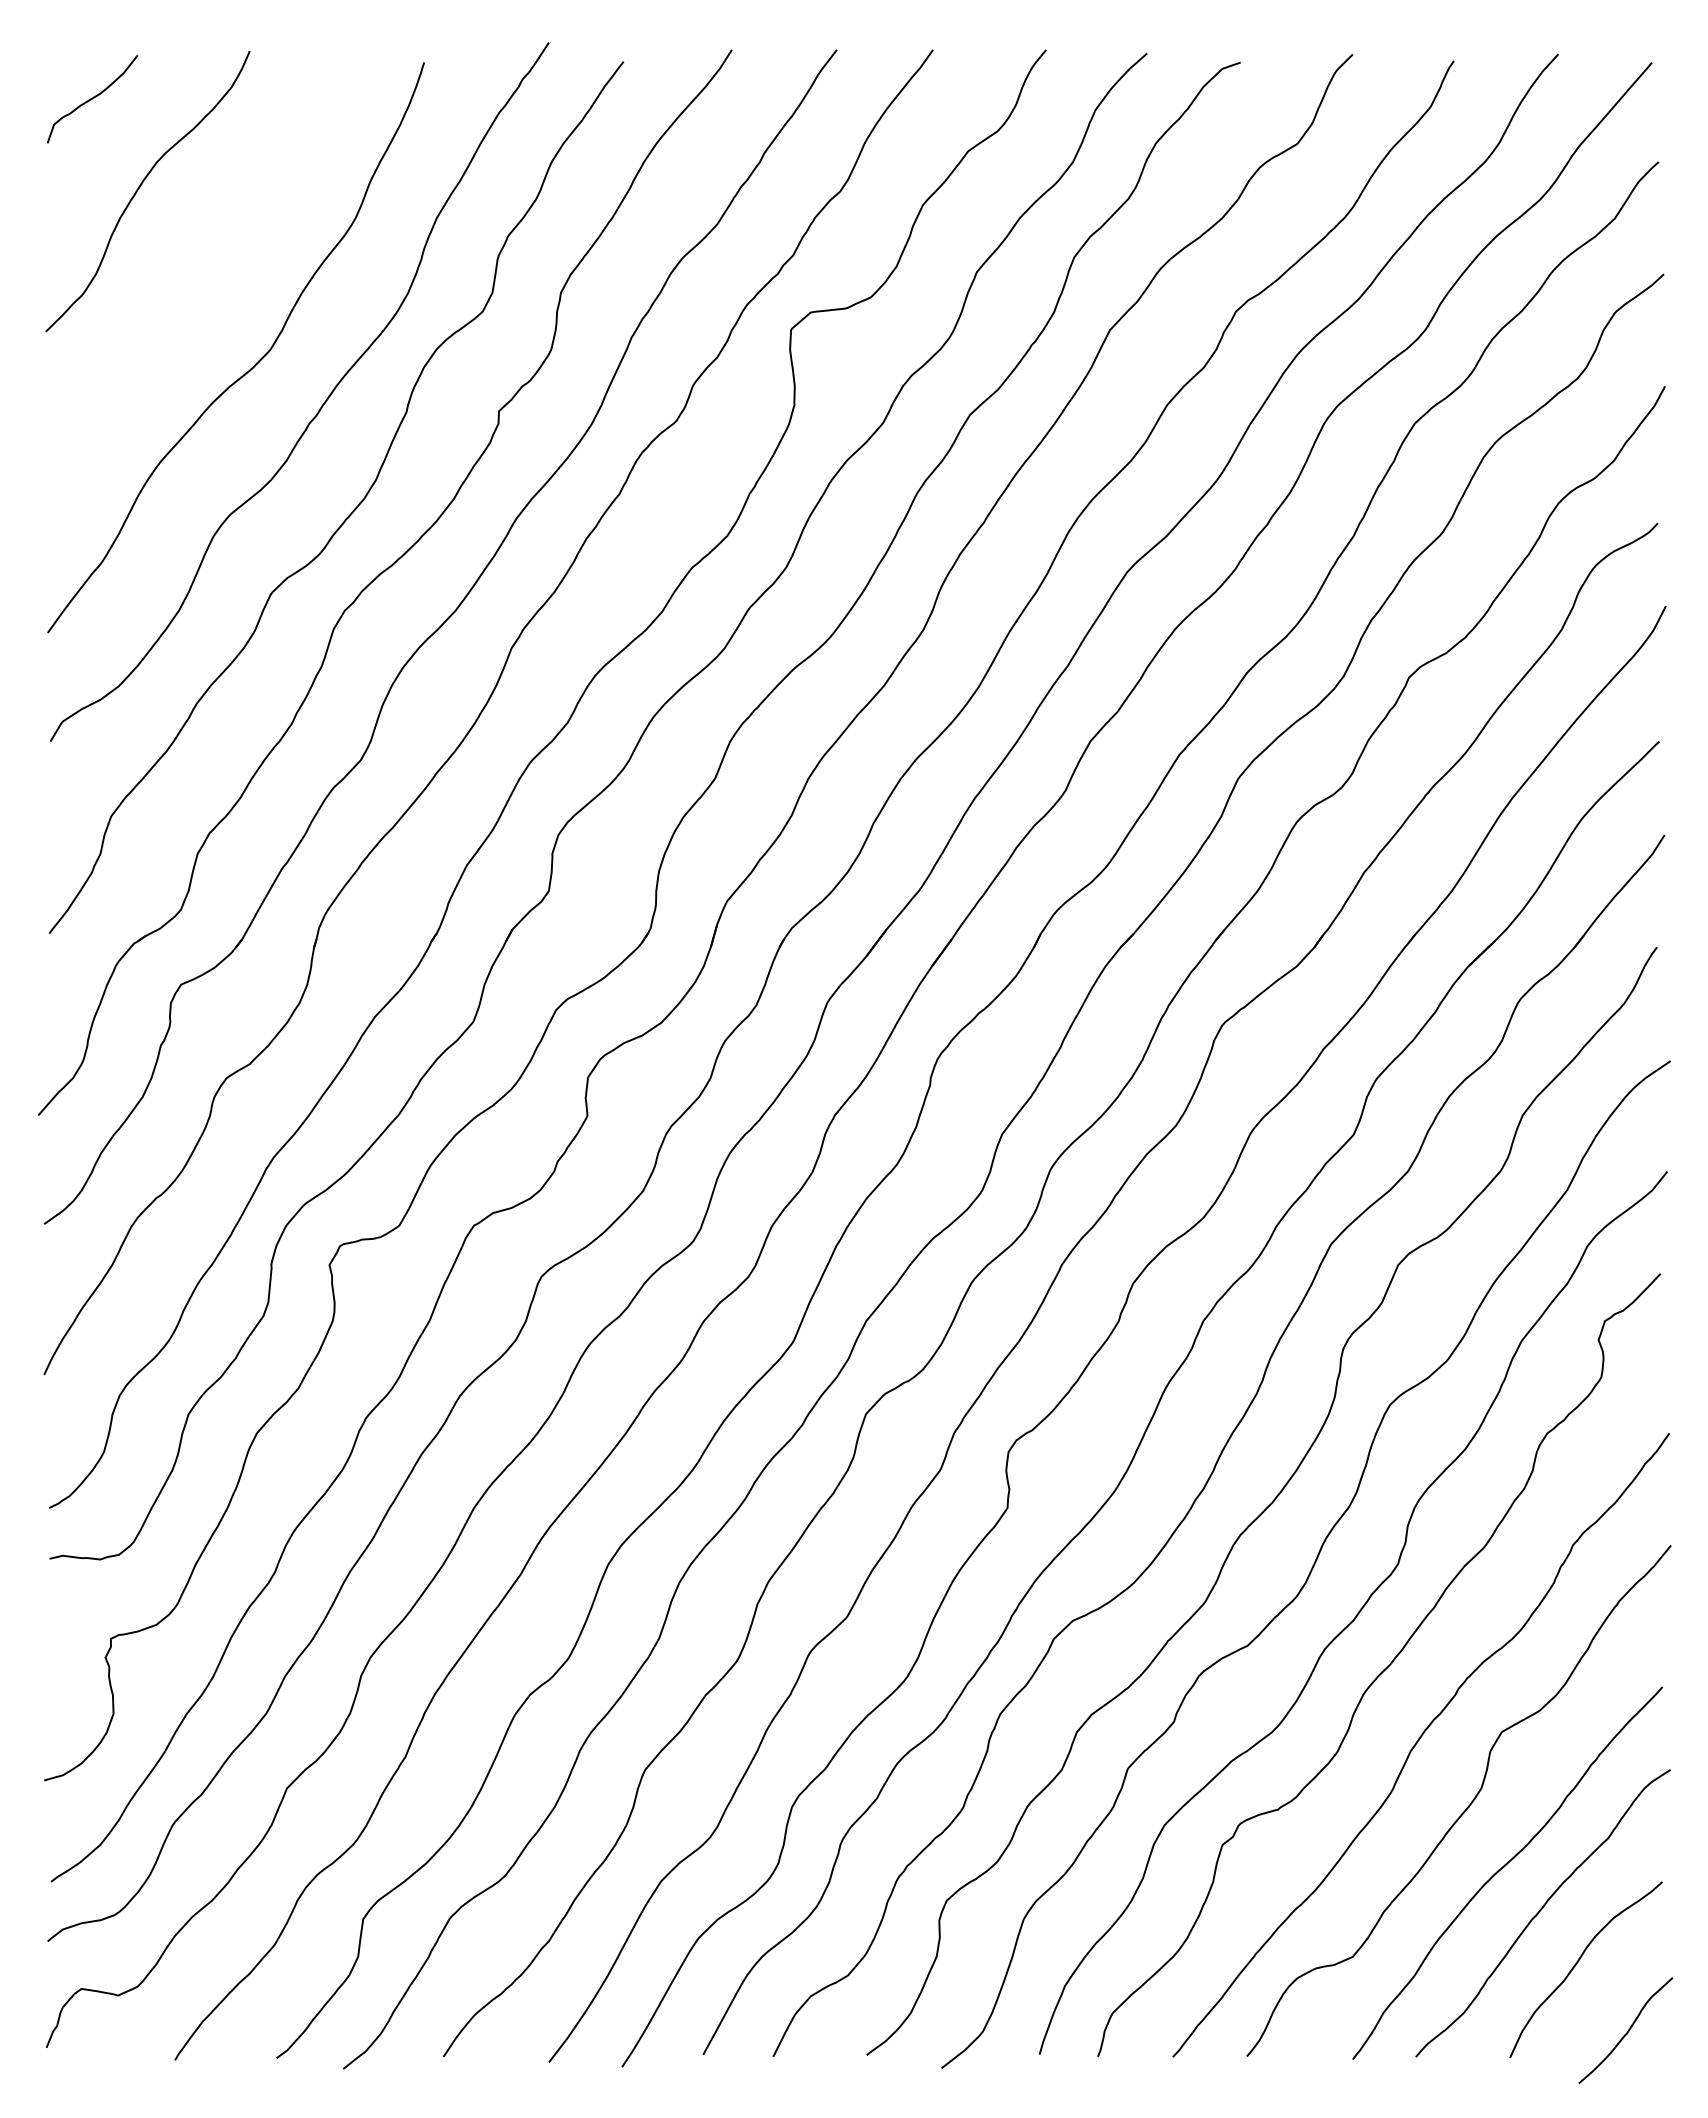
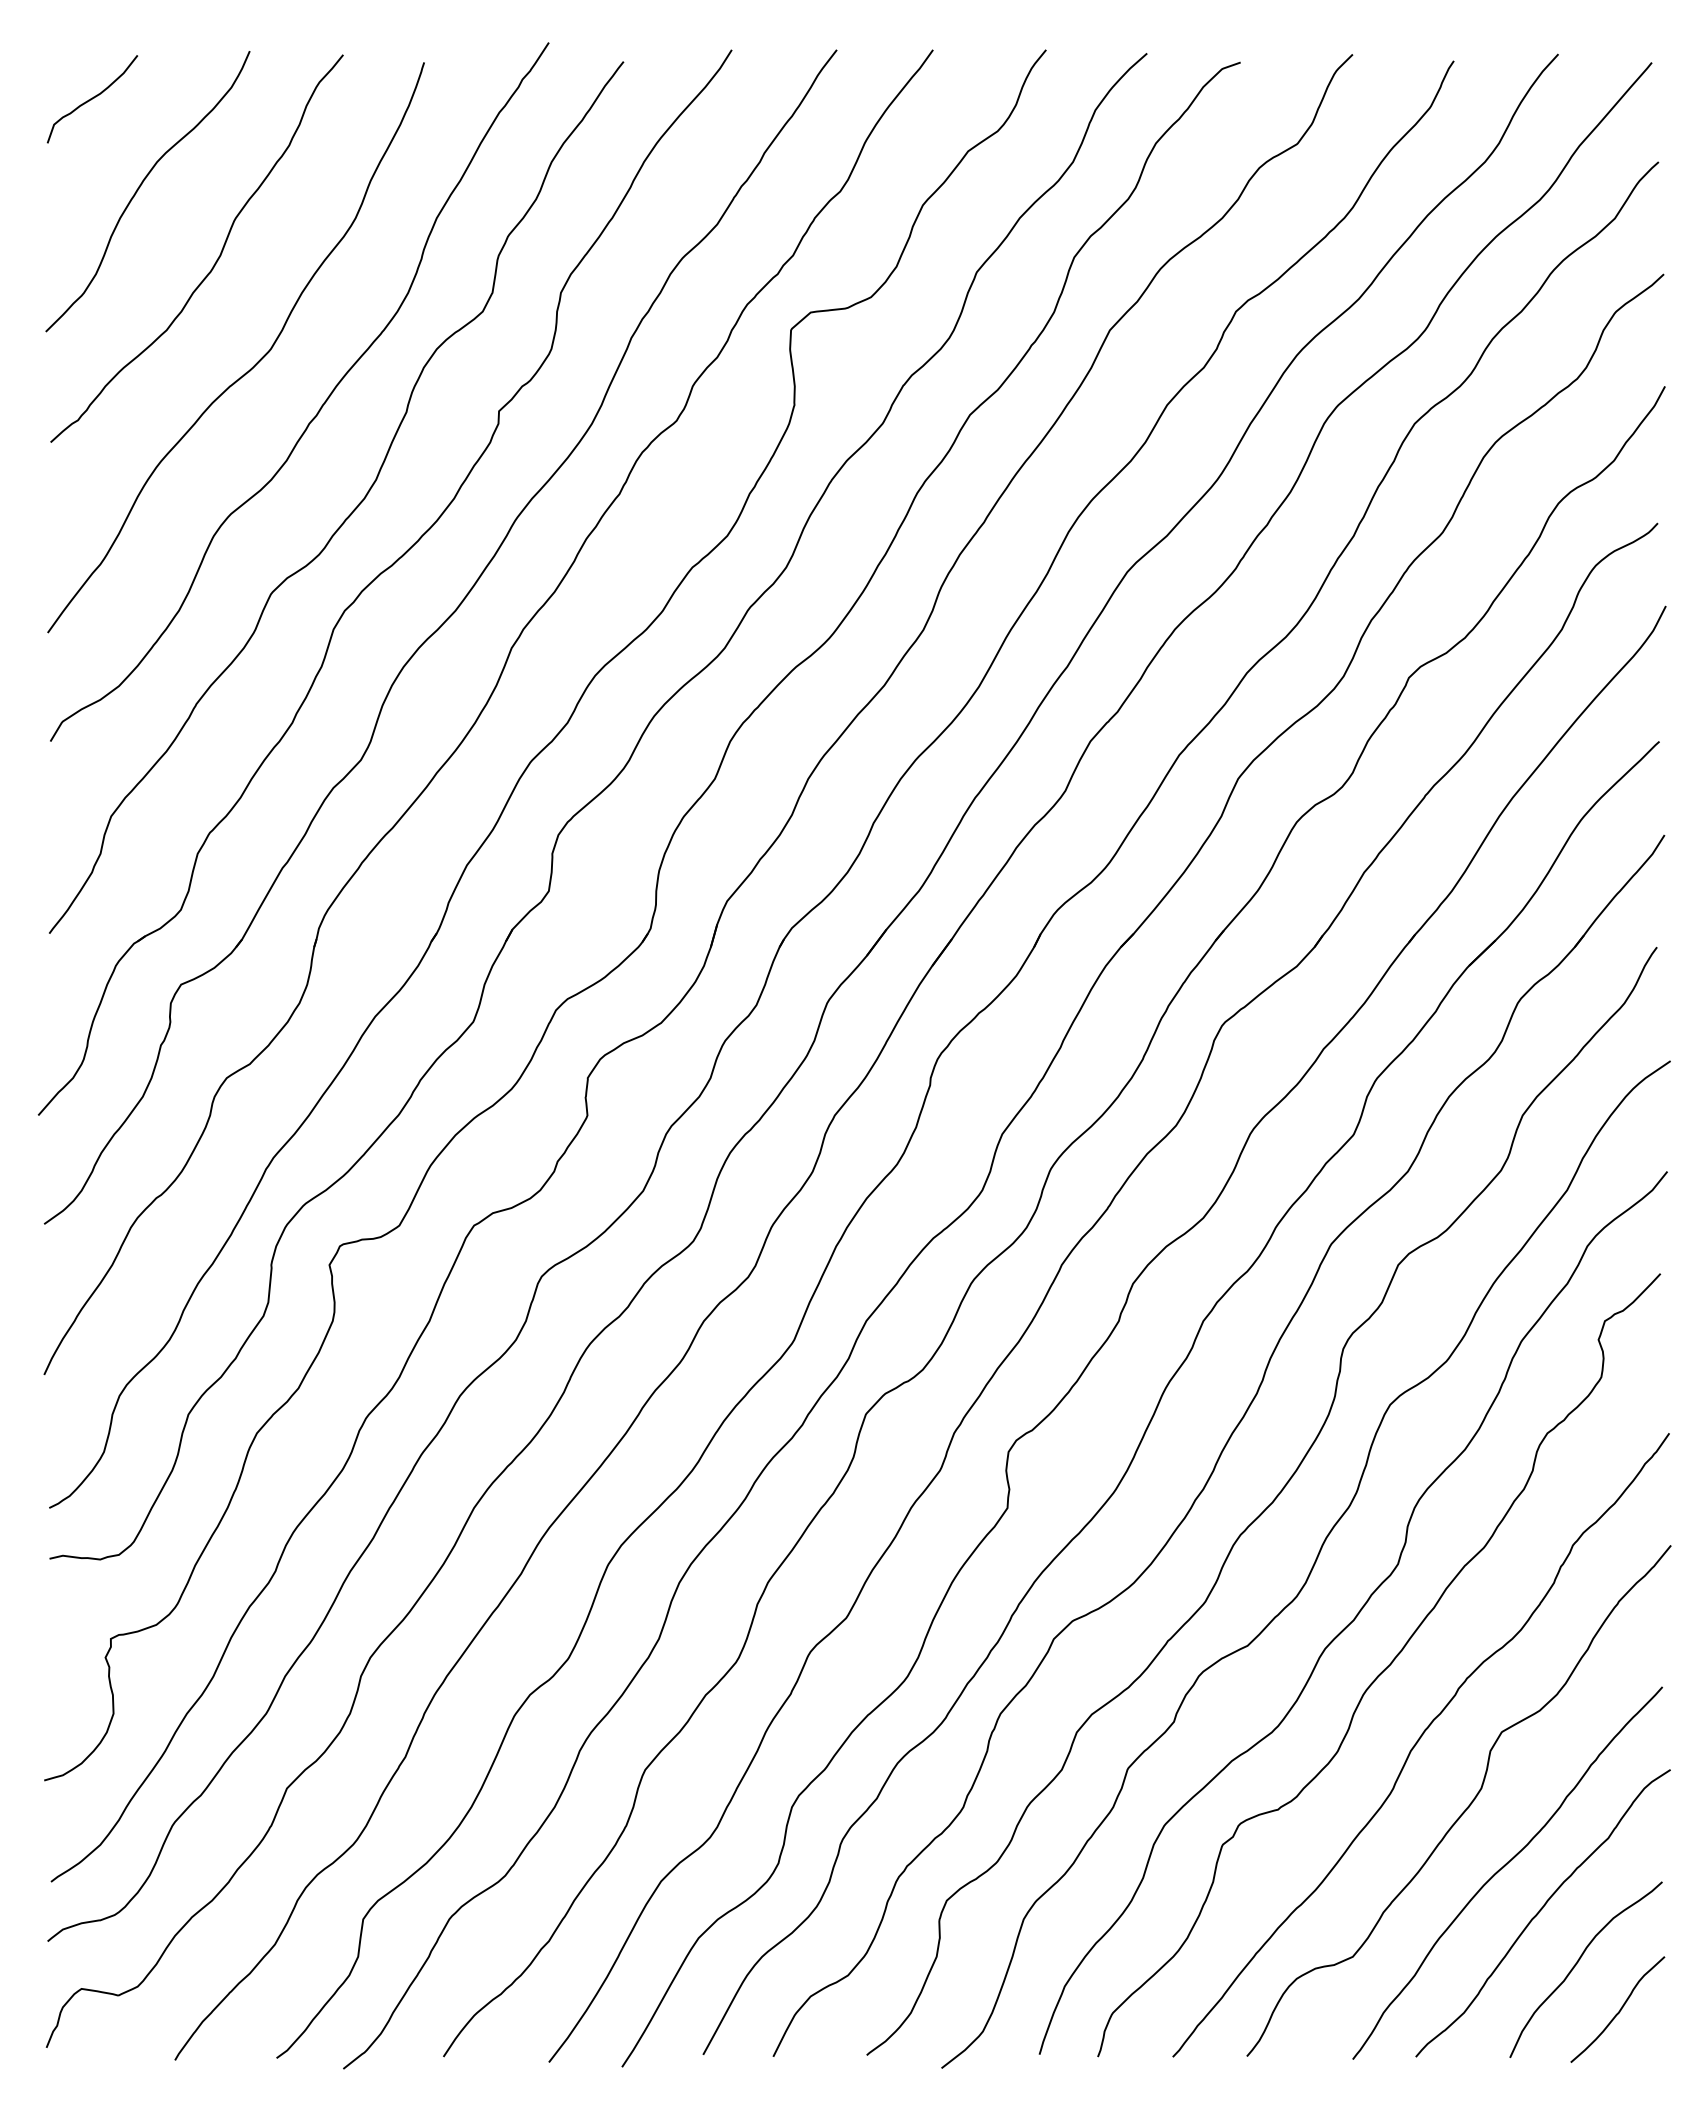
curve: none -> present (216, 259)
curve position: (1627, 2030) -> (1619, 2009) (1619, 2009)
